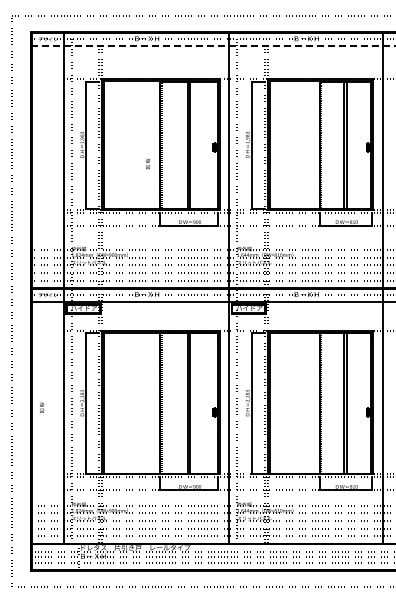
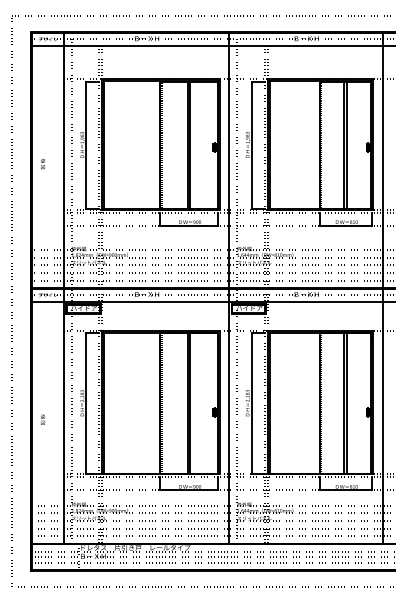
line: dashed -> solid (213, 45)
text position: (147, 164) -> (42, 164) (42, 164)
text position: (41, 407) -> (42, 419) (42, 419)
